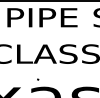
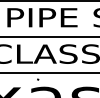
line: none -> present (49, 37)
line: none -> present (49, 73)
